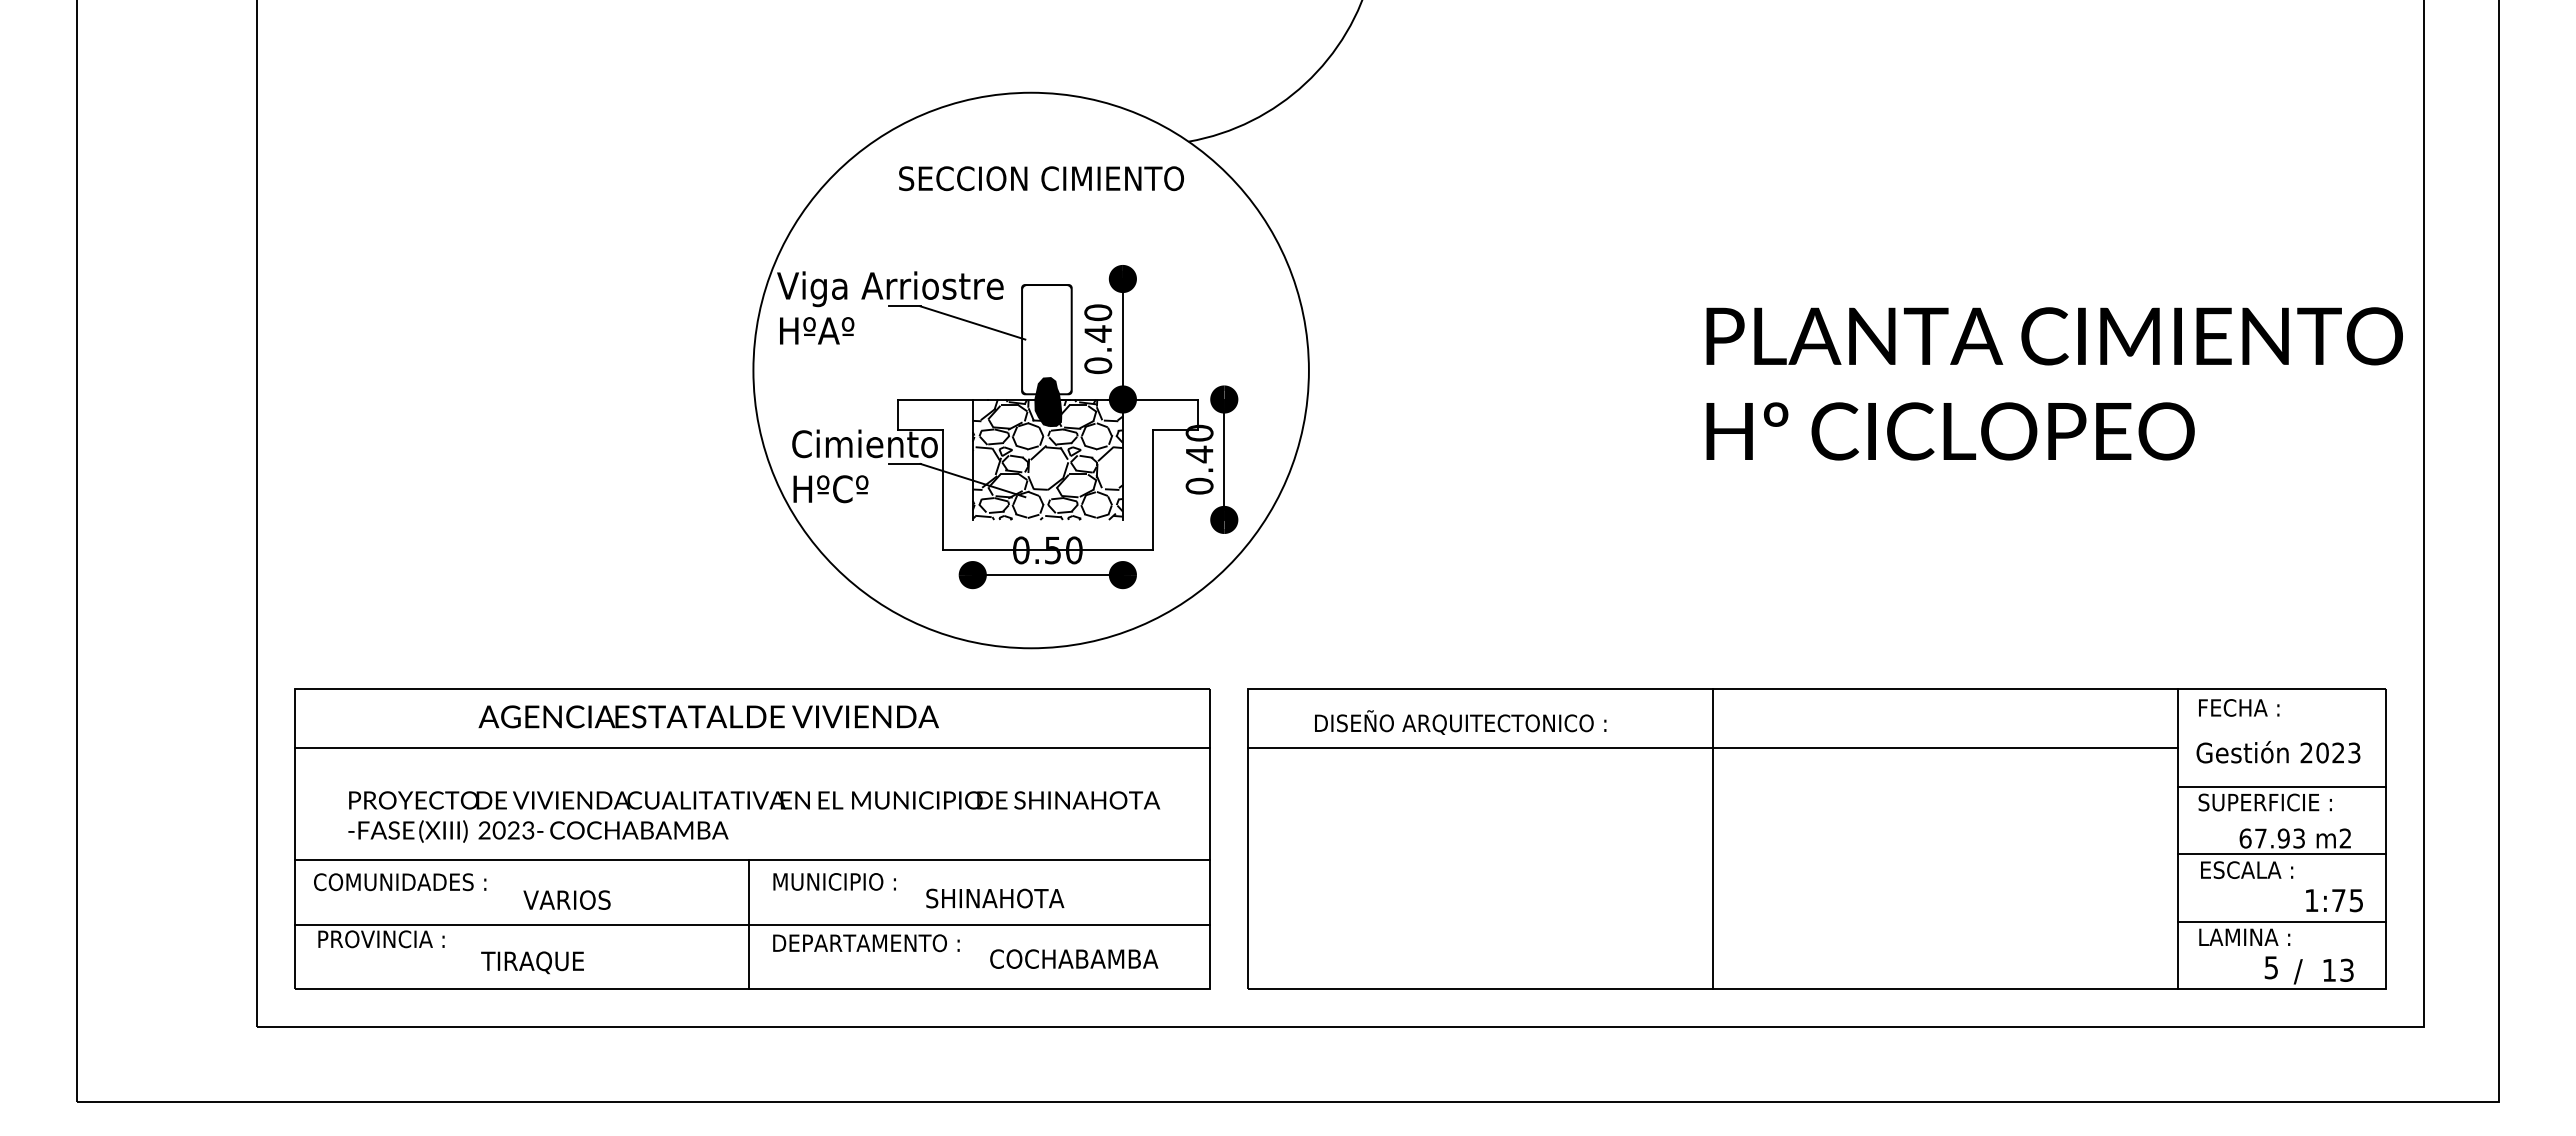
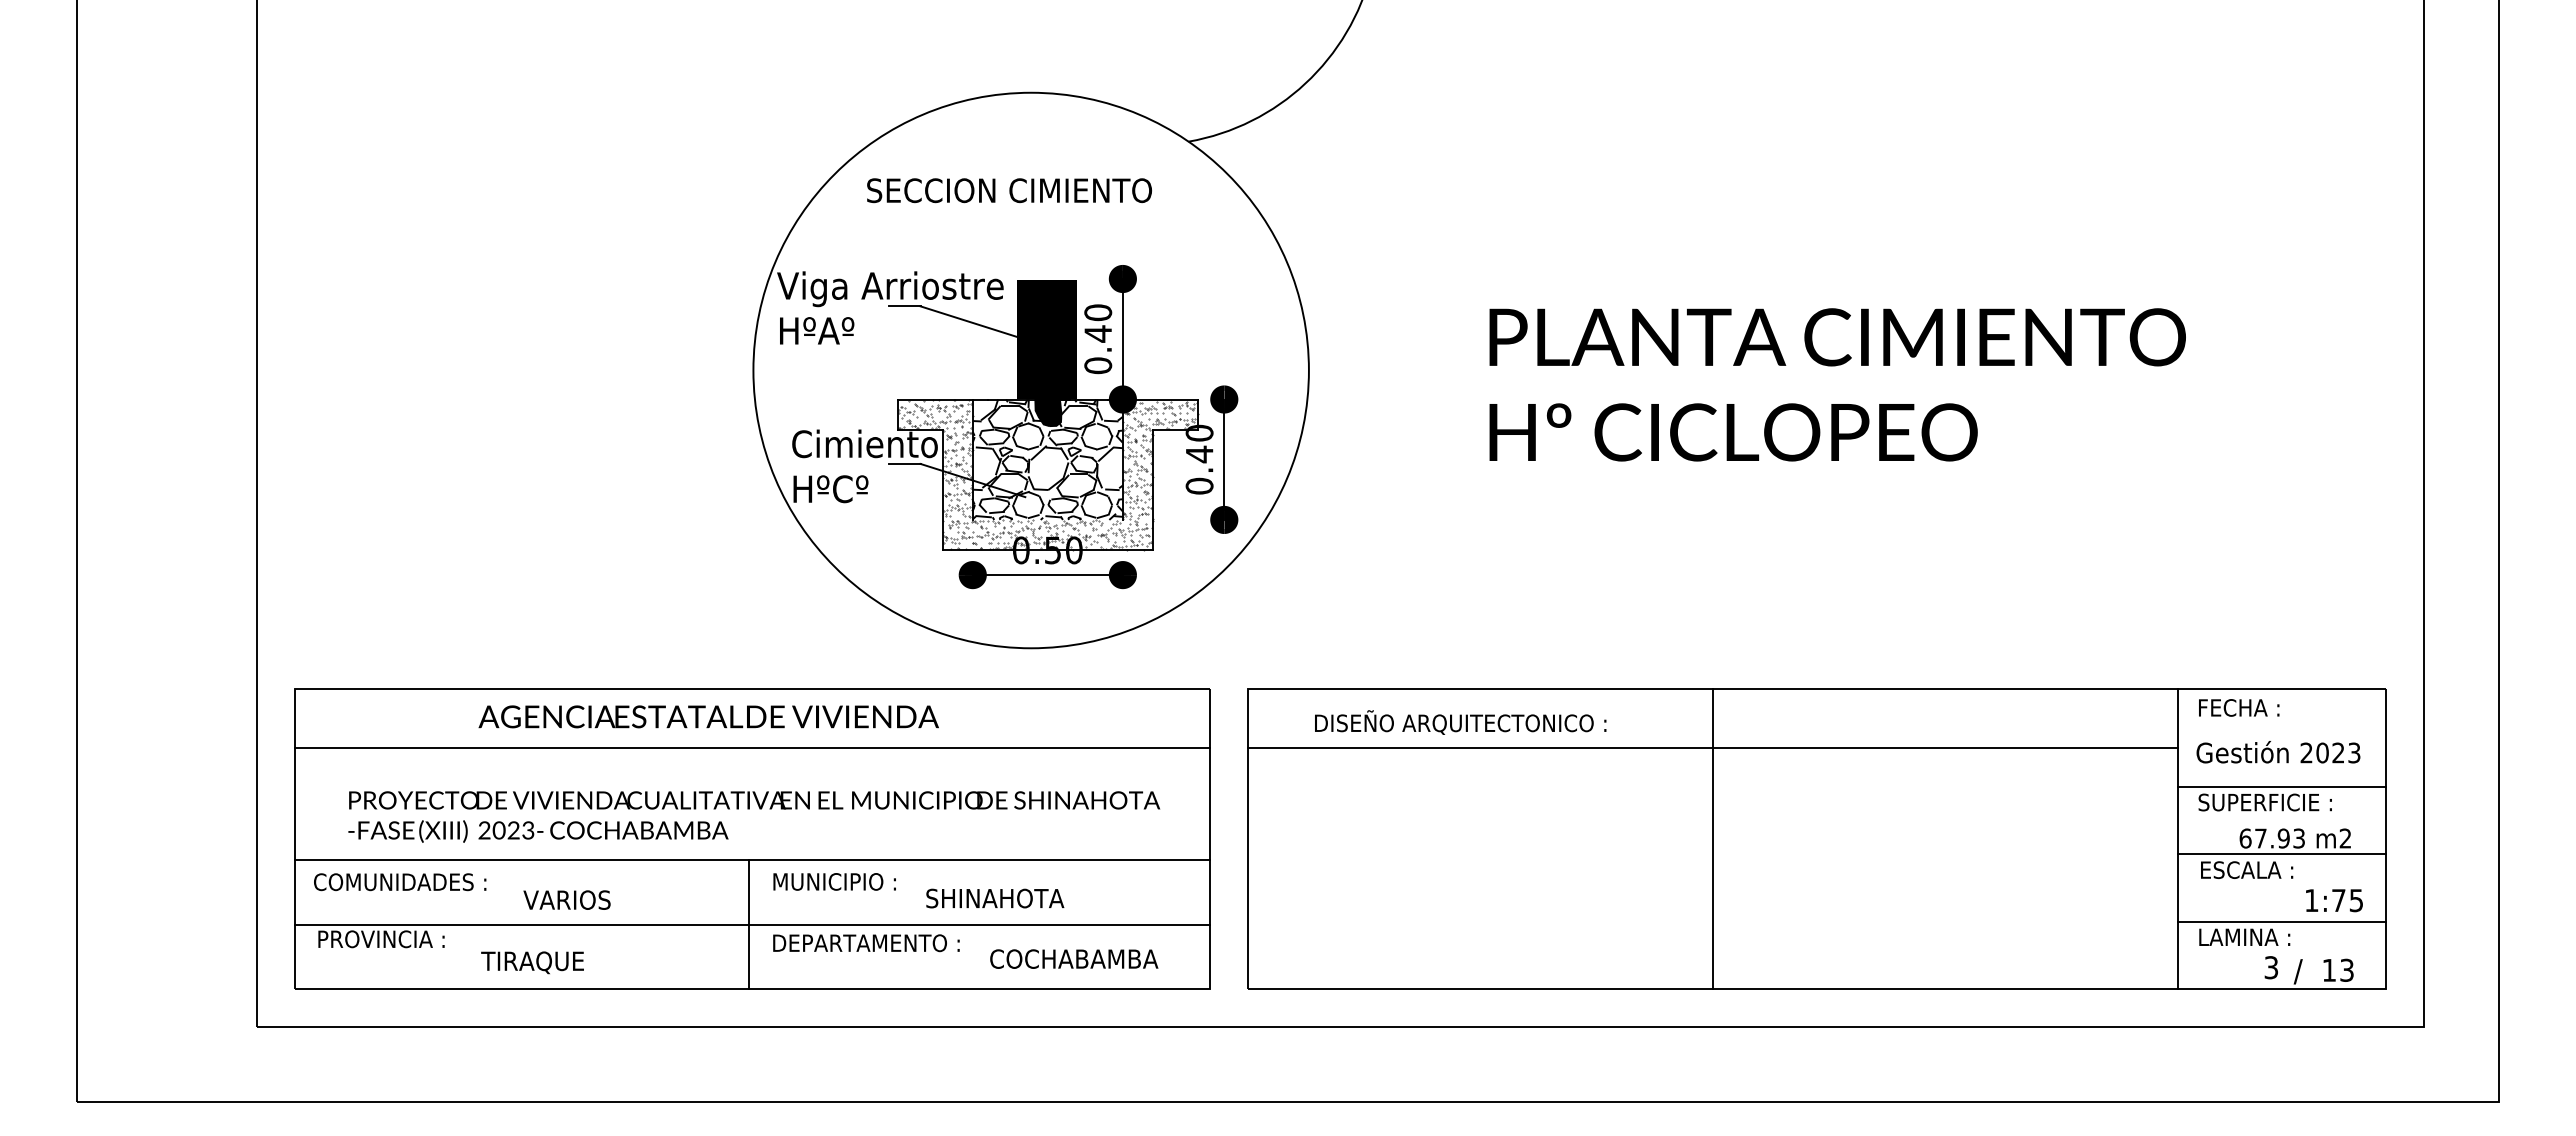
text position: (1041, 178) -> (1009, 190) (1009, 190)
fill: none -> present (1046, 339)
text position: (2054, 383) -> (1837, 384) (1837, 384)
hatch: none -> present (1047, 474)
text: 5 -> 3 (2271, 967)
